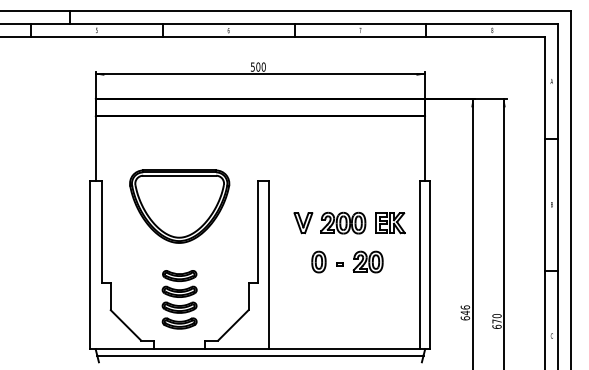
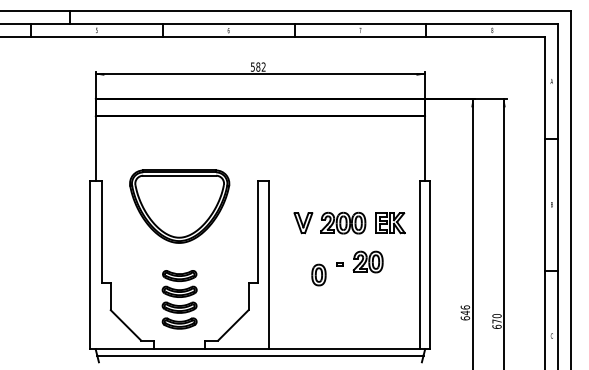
text: 500 -> 582 (260, 66)
part position: (318, 261) -> (318, 274) (318, 274)
